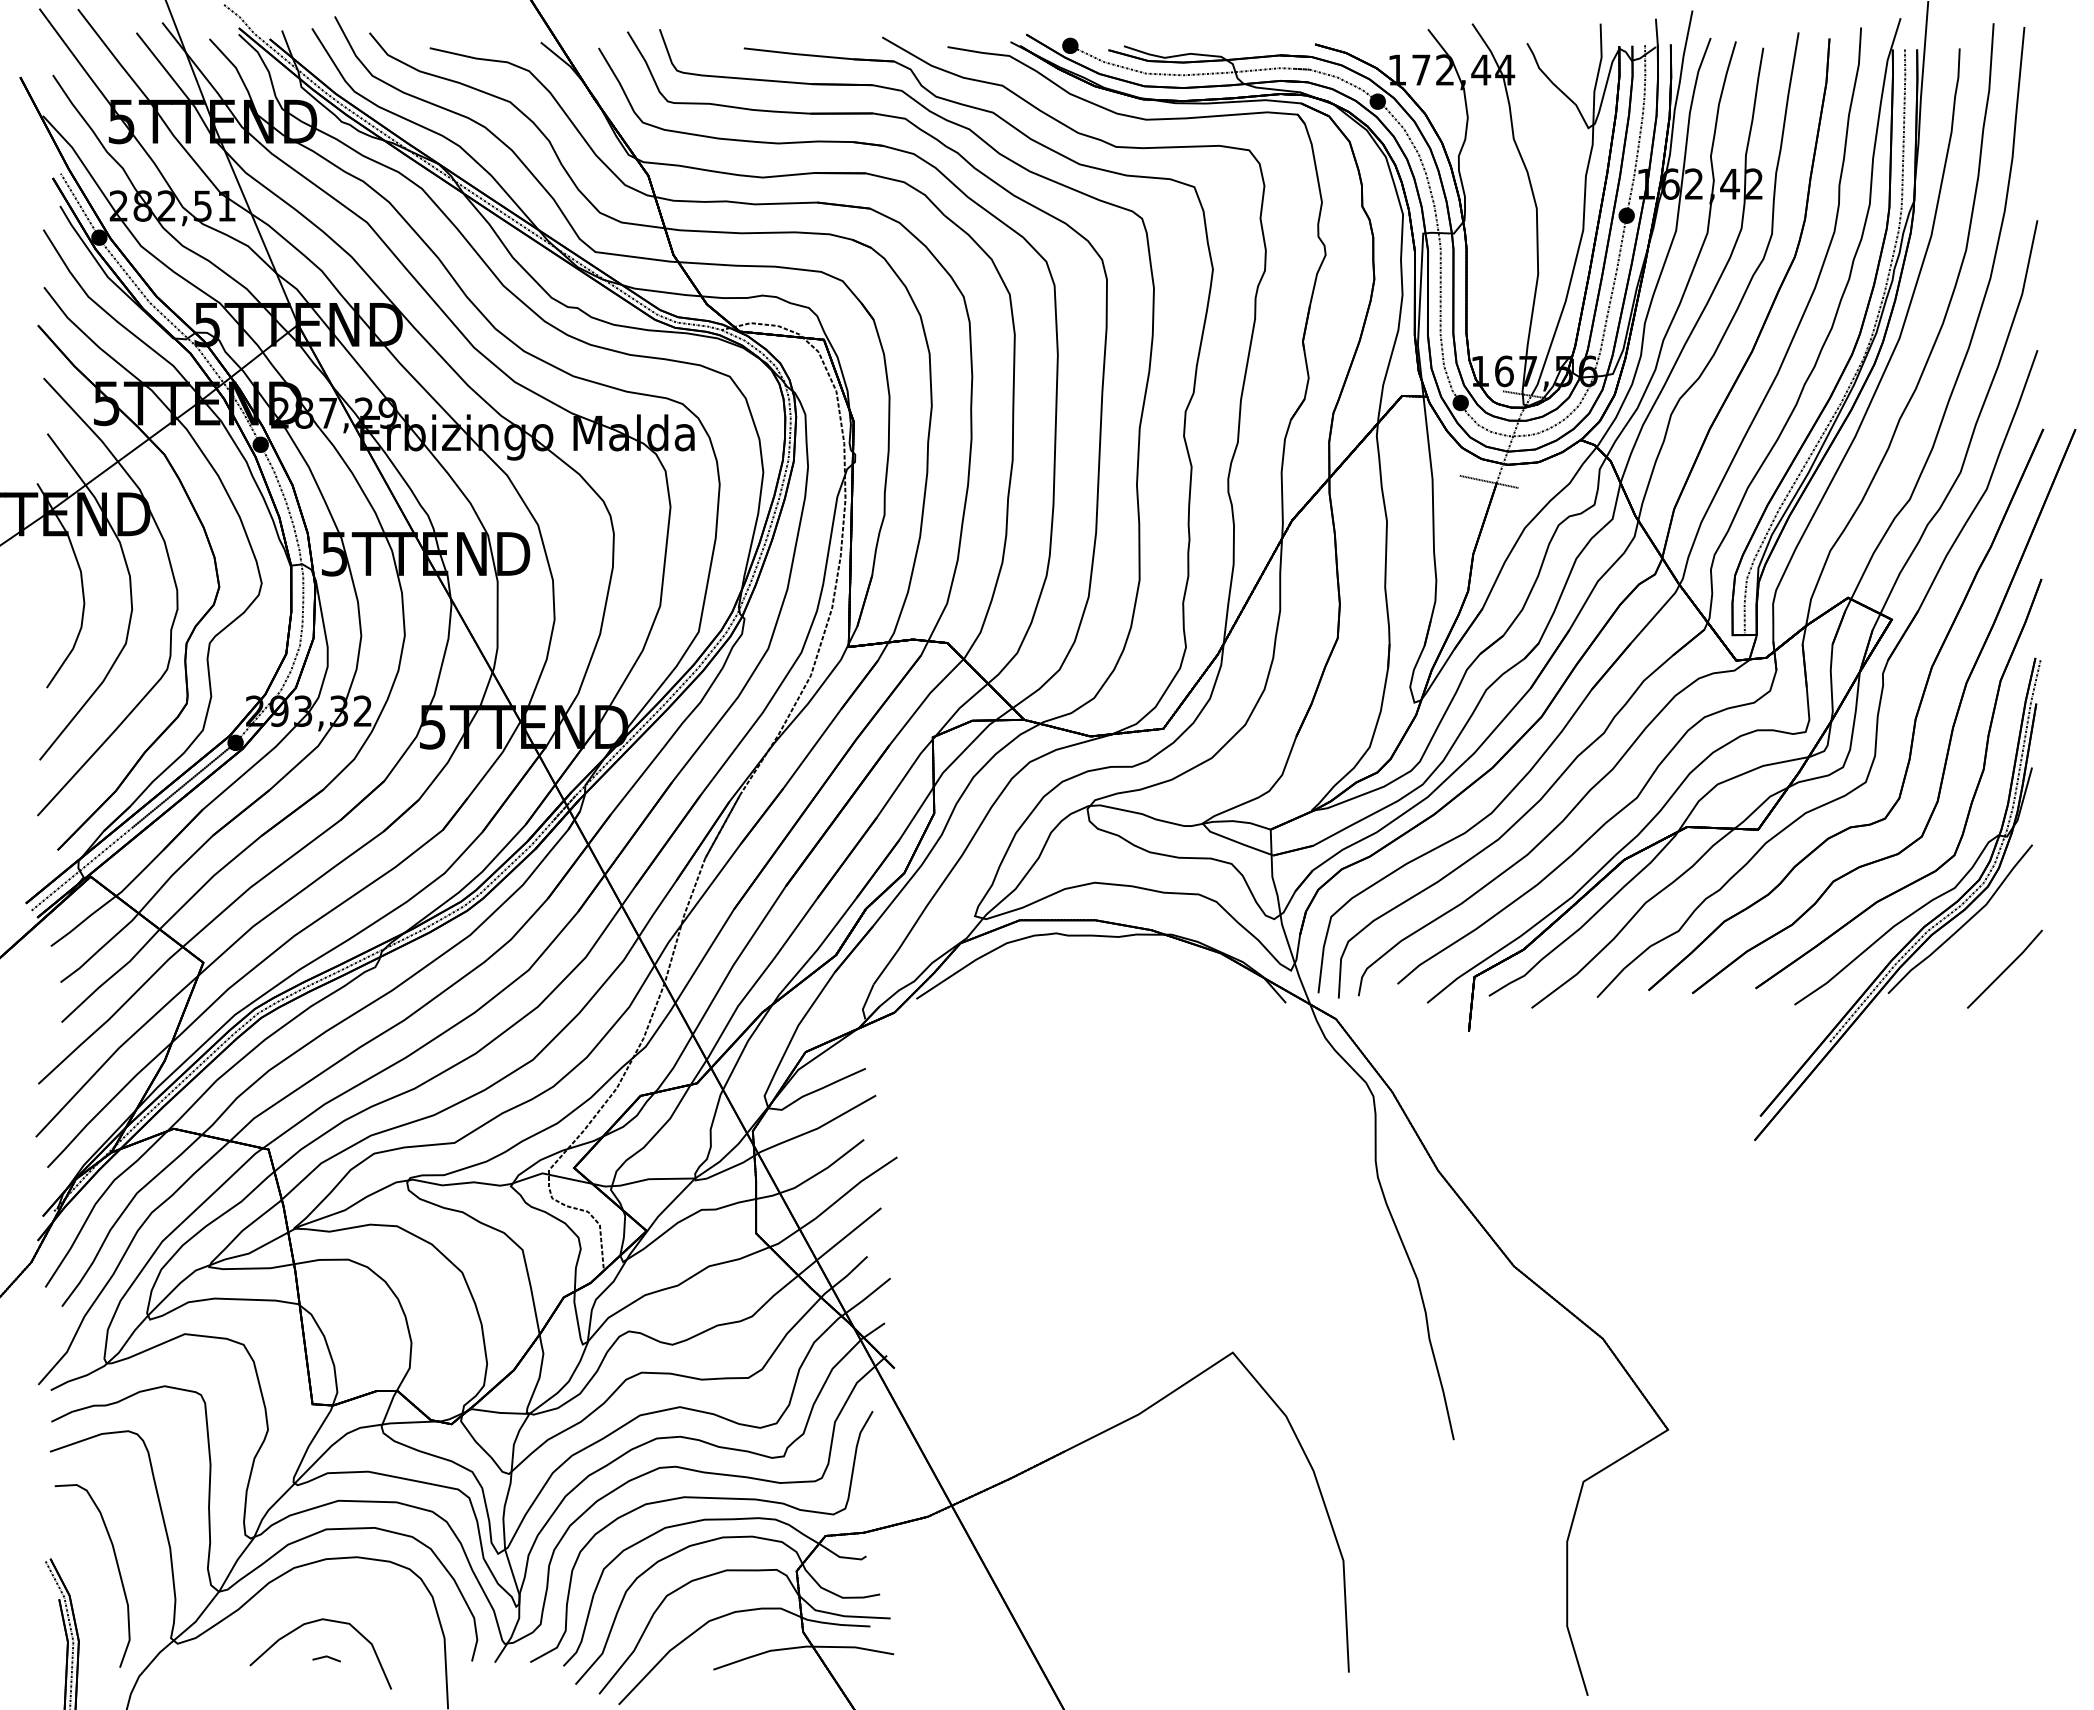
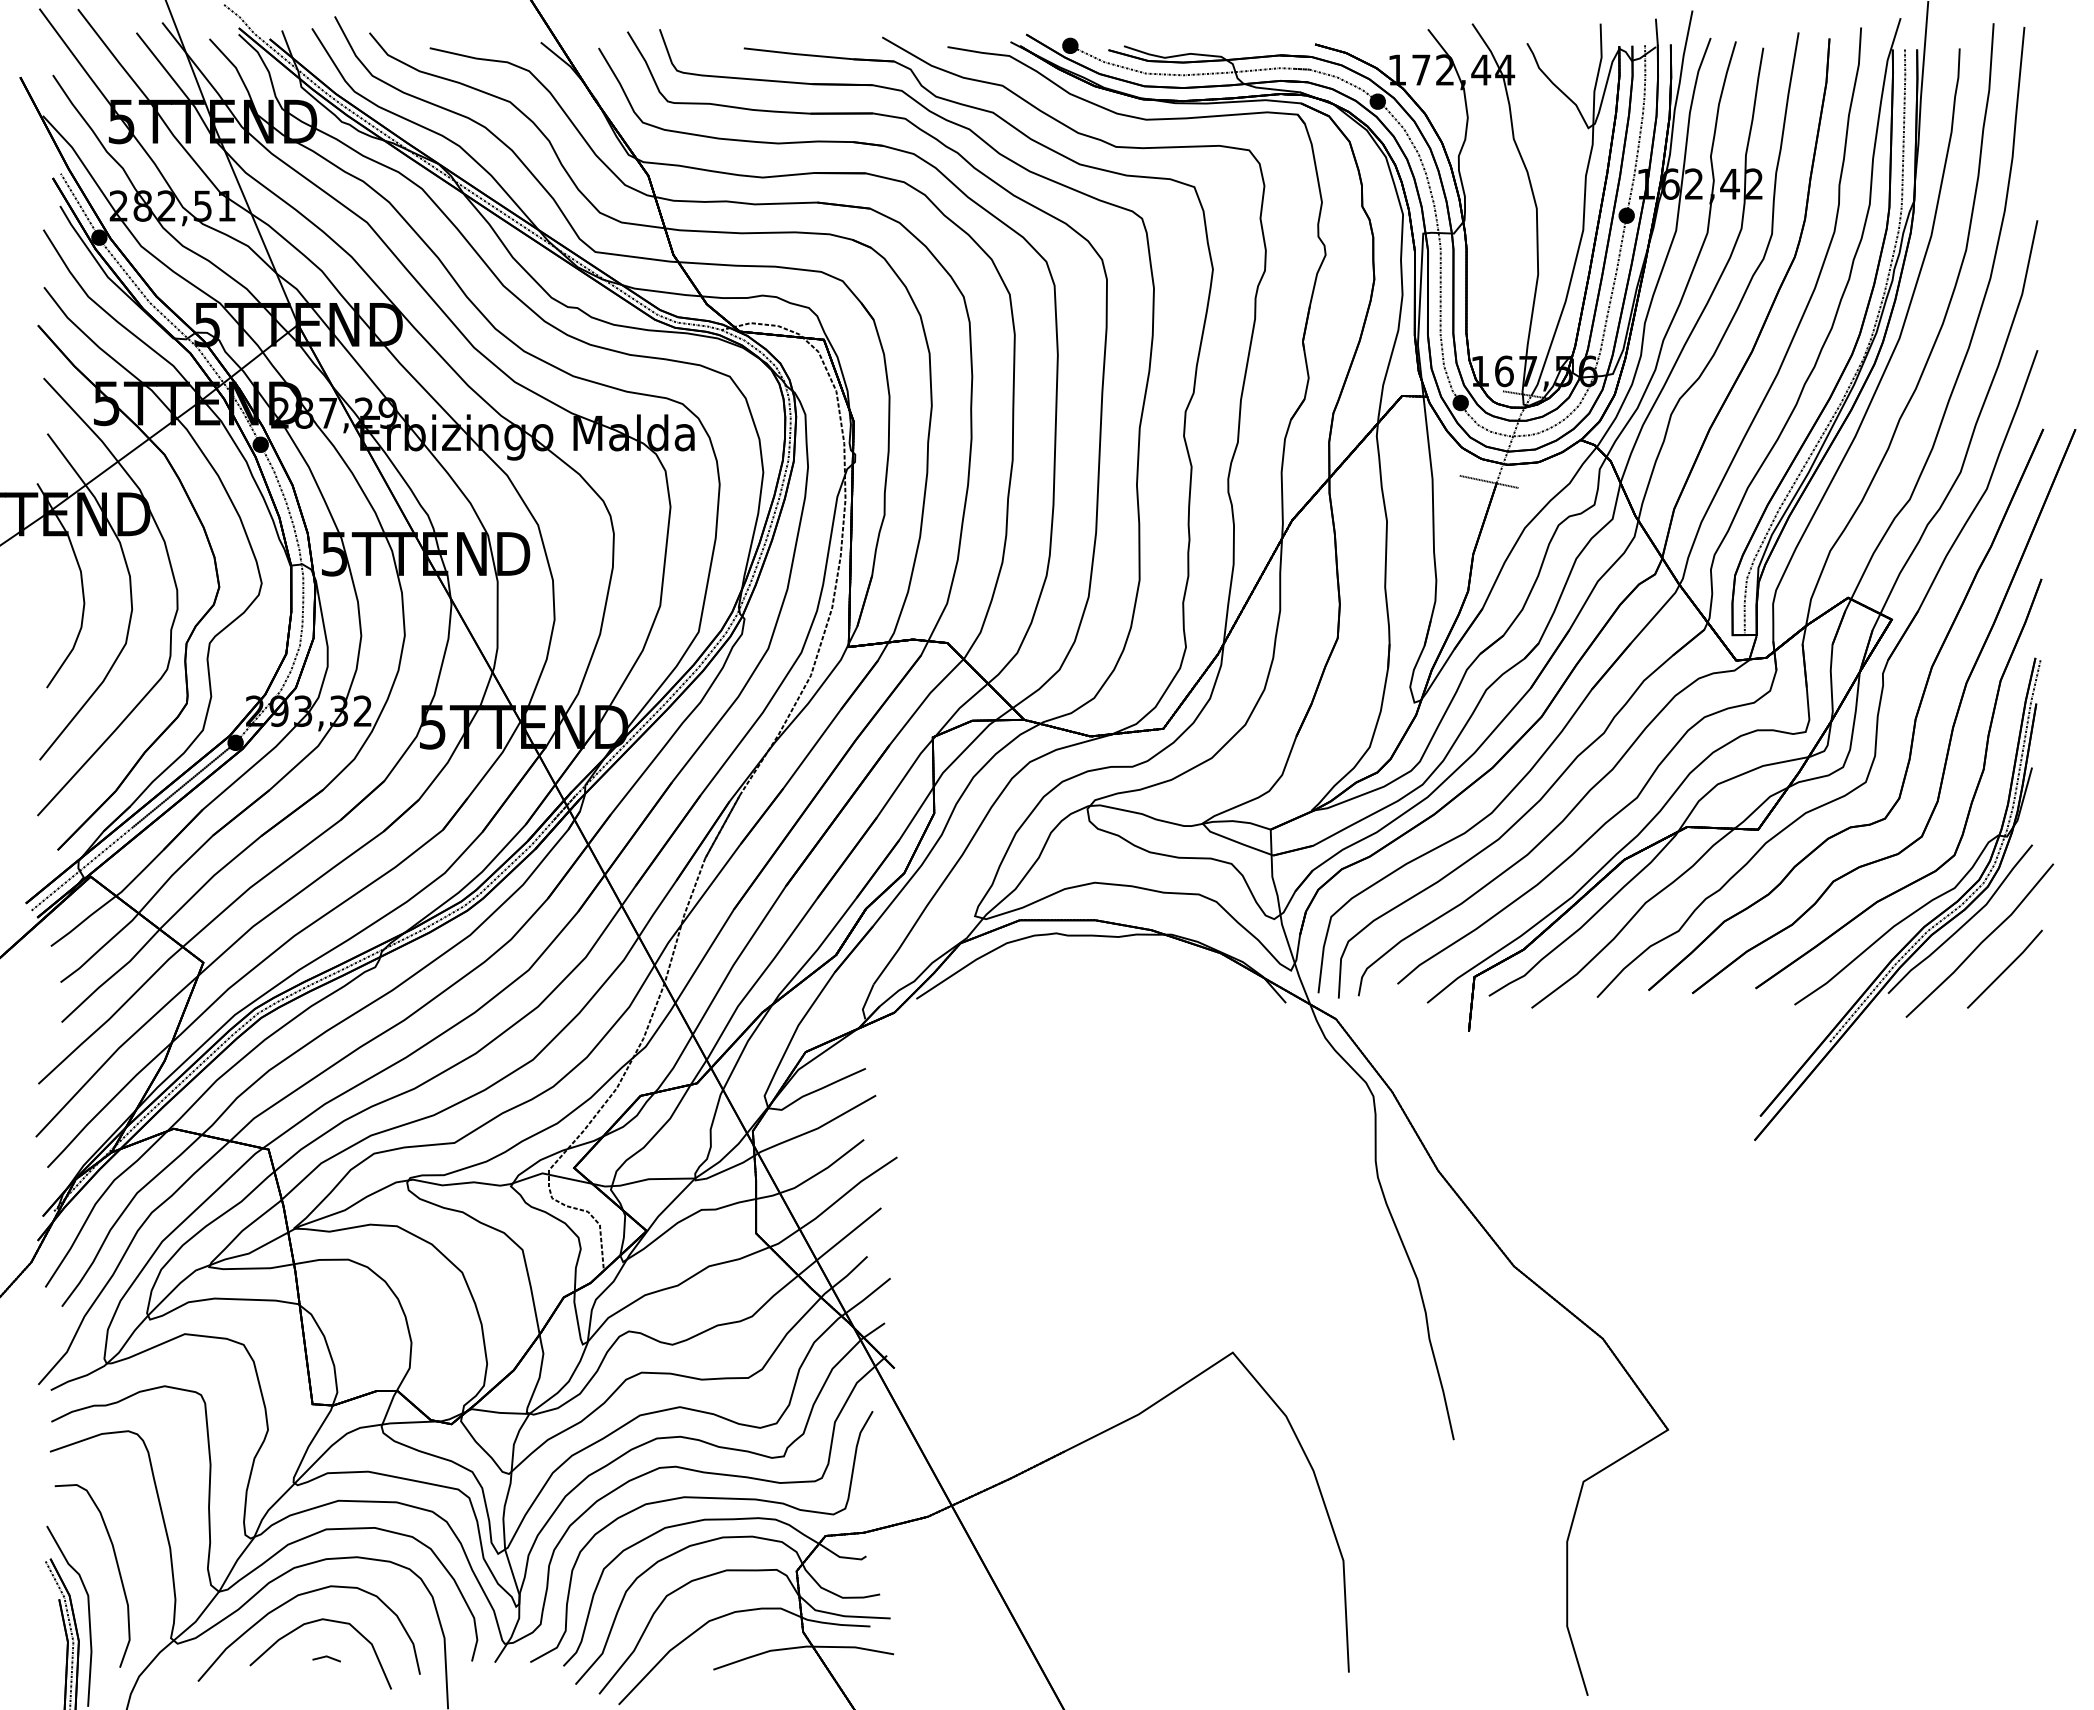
line: none -> present (1981, 941)
curve: none -> present (288, 1602)
curve: none -> present (88, 1615)
